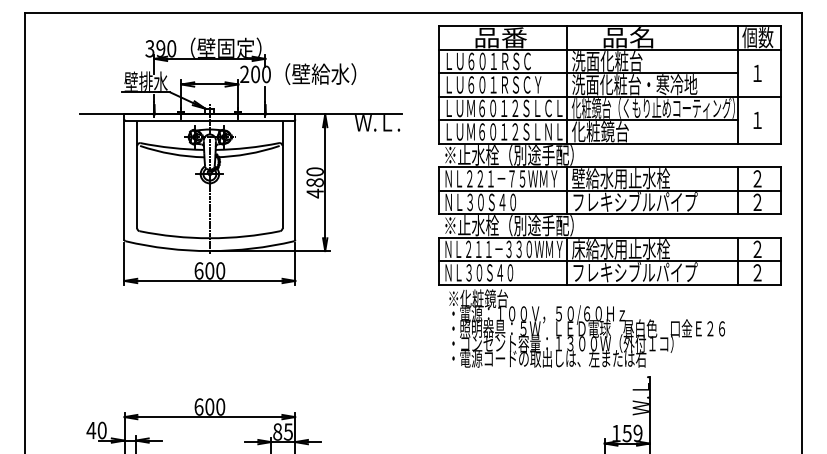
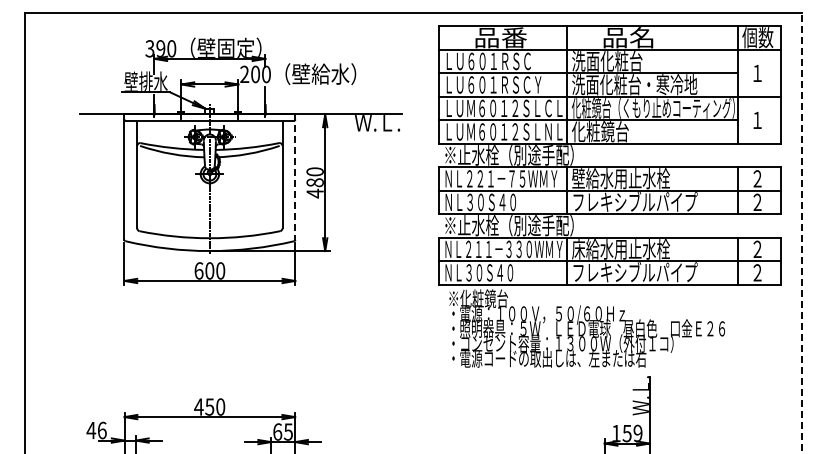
line: solid -> dashed (295, 177)
line: solid -> dashed (802, 233)
text: 600 -> 450 (204, 406)
text: 40 -> 46 (101, 430)
text: 85 -> 65 (277, 431)
